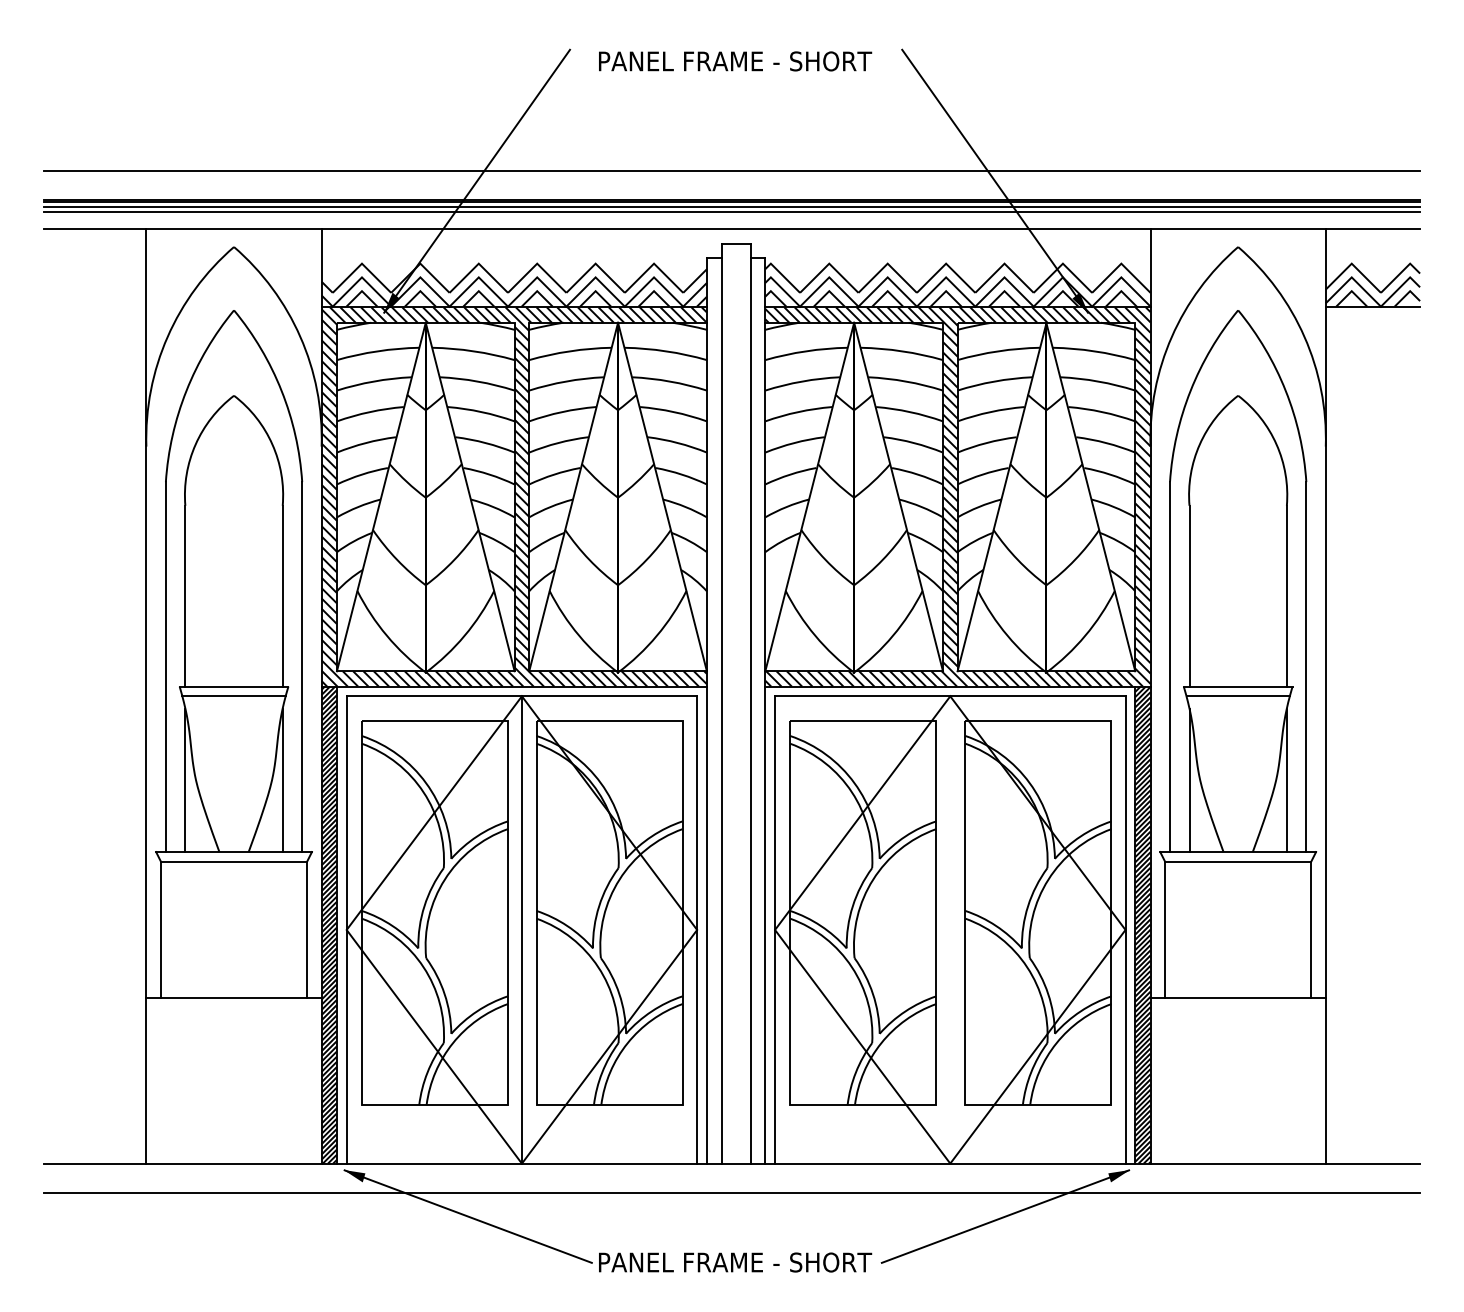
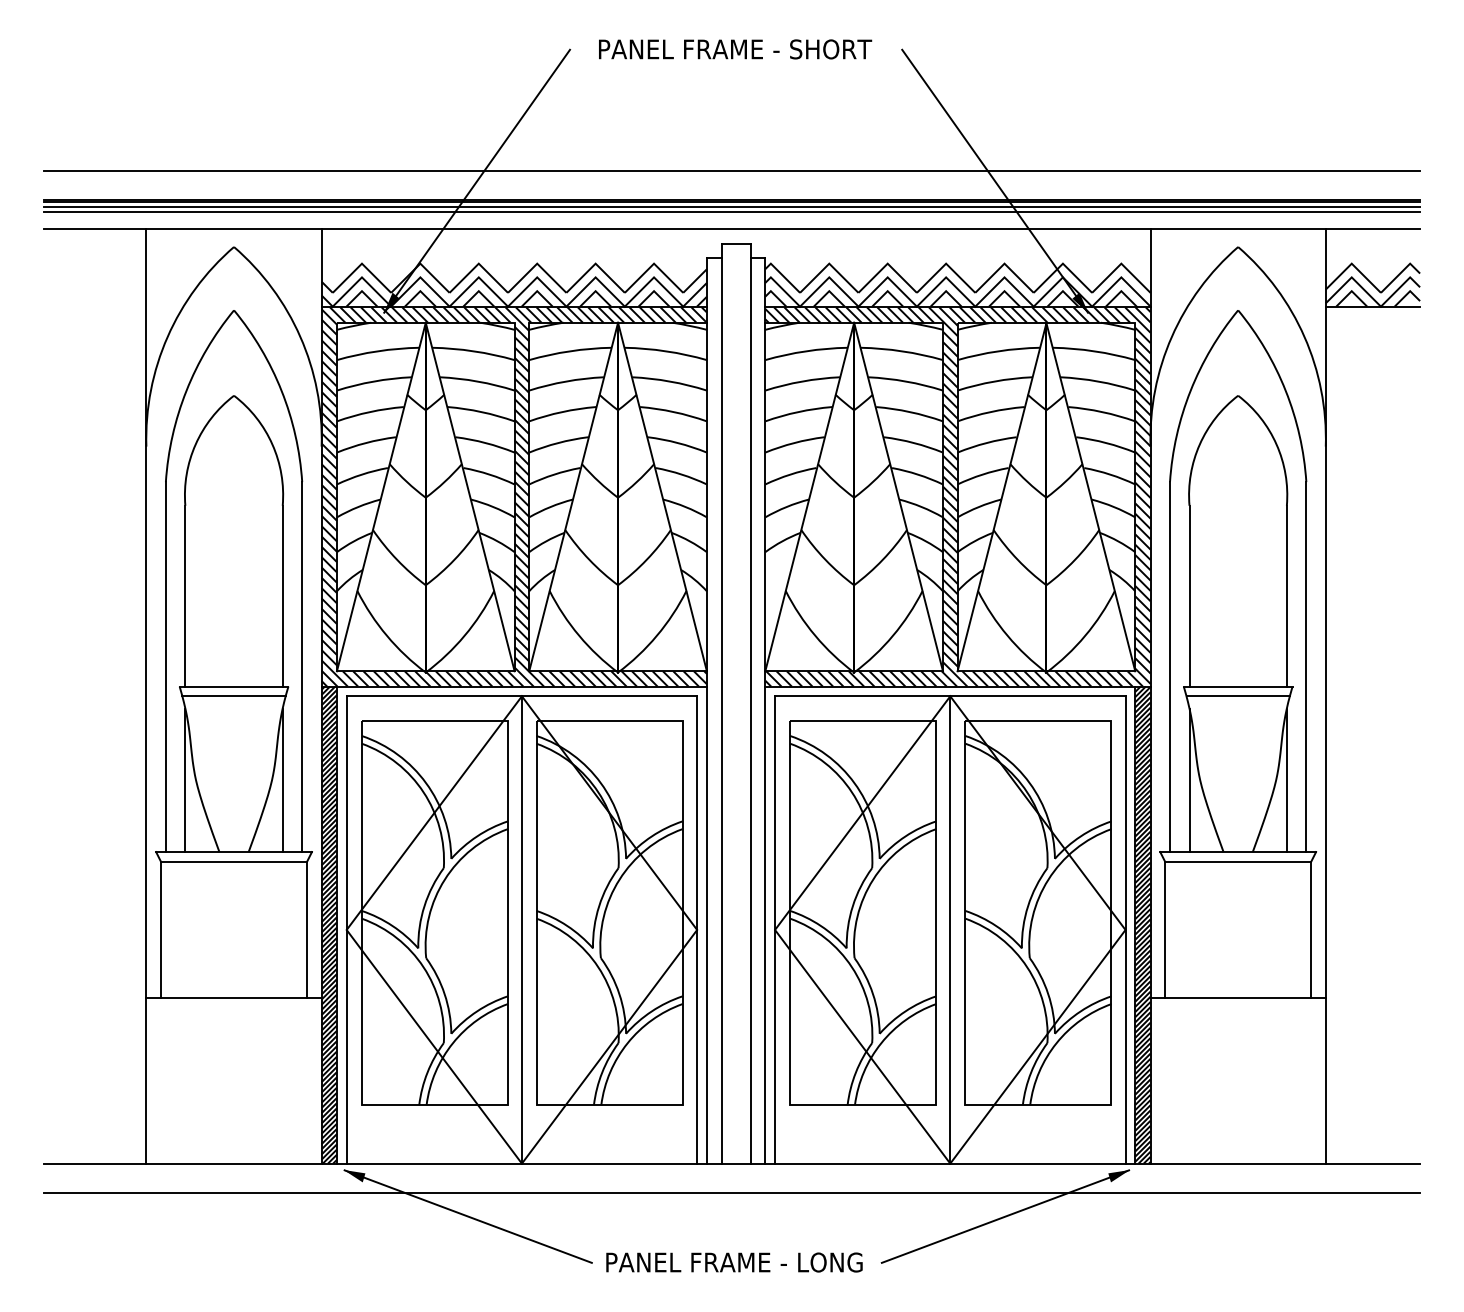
text position: (735, 61) -> (735, 49) (735, 49)
line: none -> present (950, 929)
text: PANEL FRAME - SHORT -> PANEL FRAME - LONG (735, 1262)
